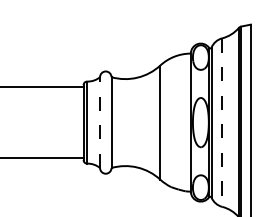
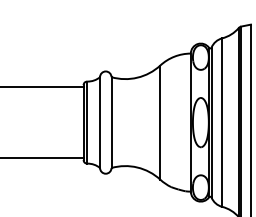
line: dashed -> solid (100, 122)
line: dashed -> solid (222, 123)
